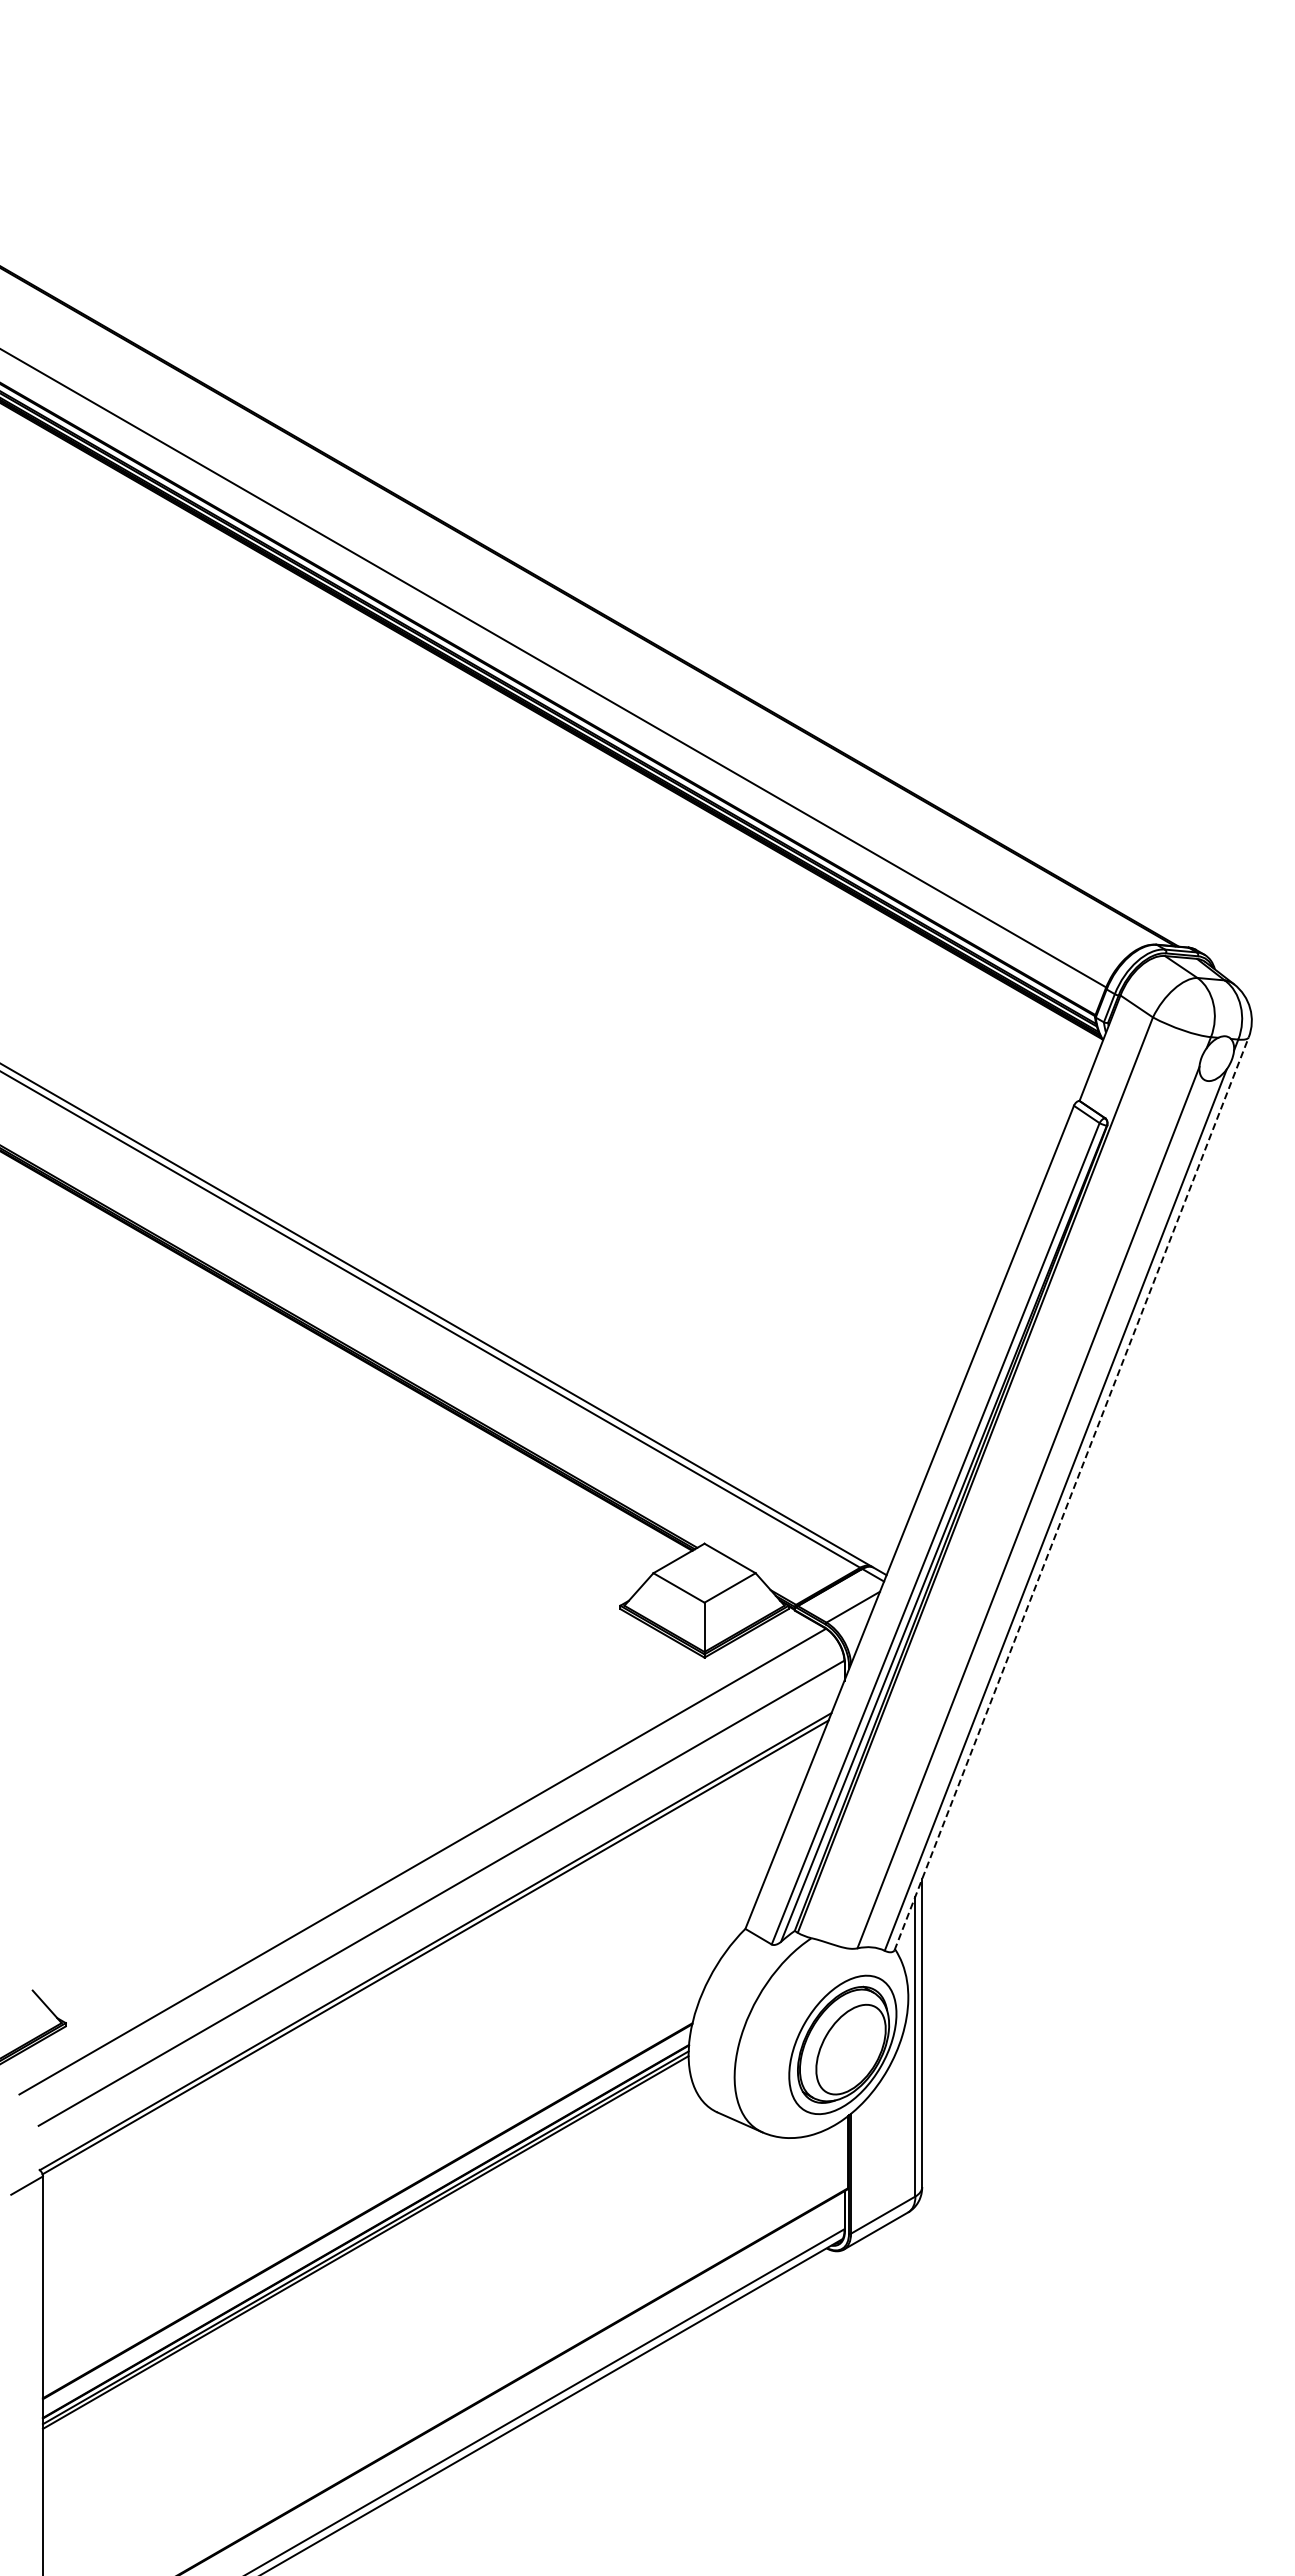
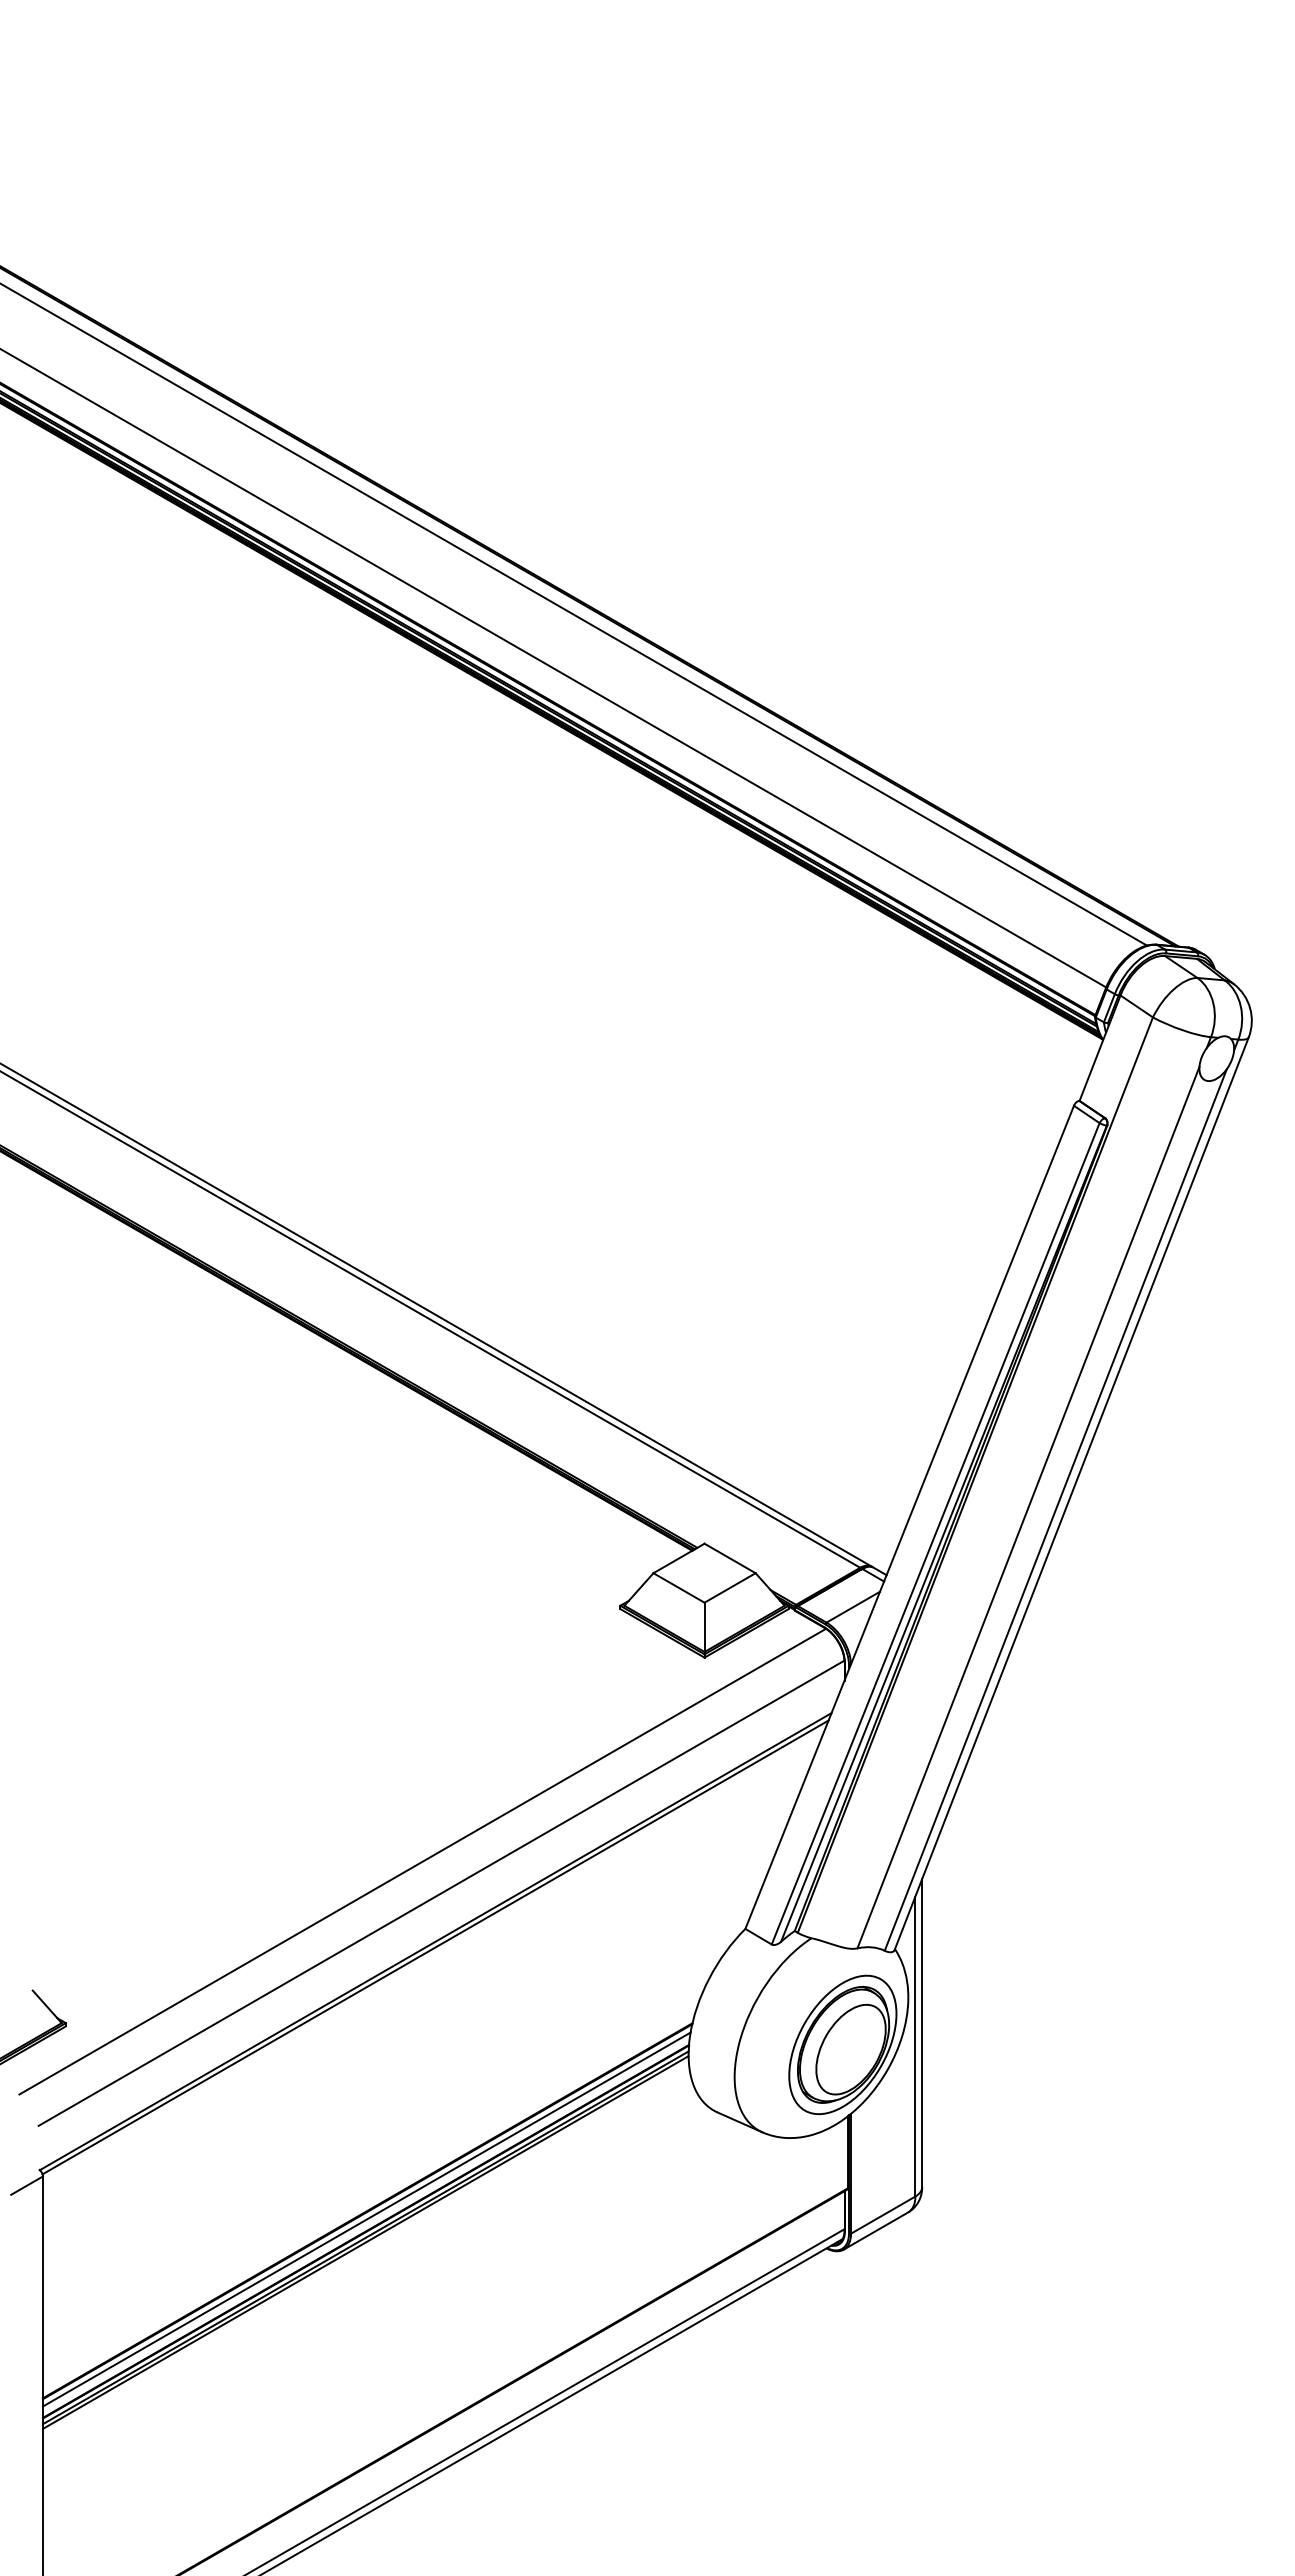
line: none -> present (574, 614)
line: dashed -> solid (1071, 1493)
line: none -> present (366, 2219)
